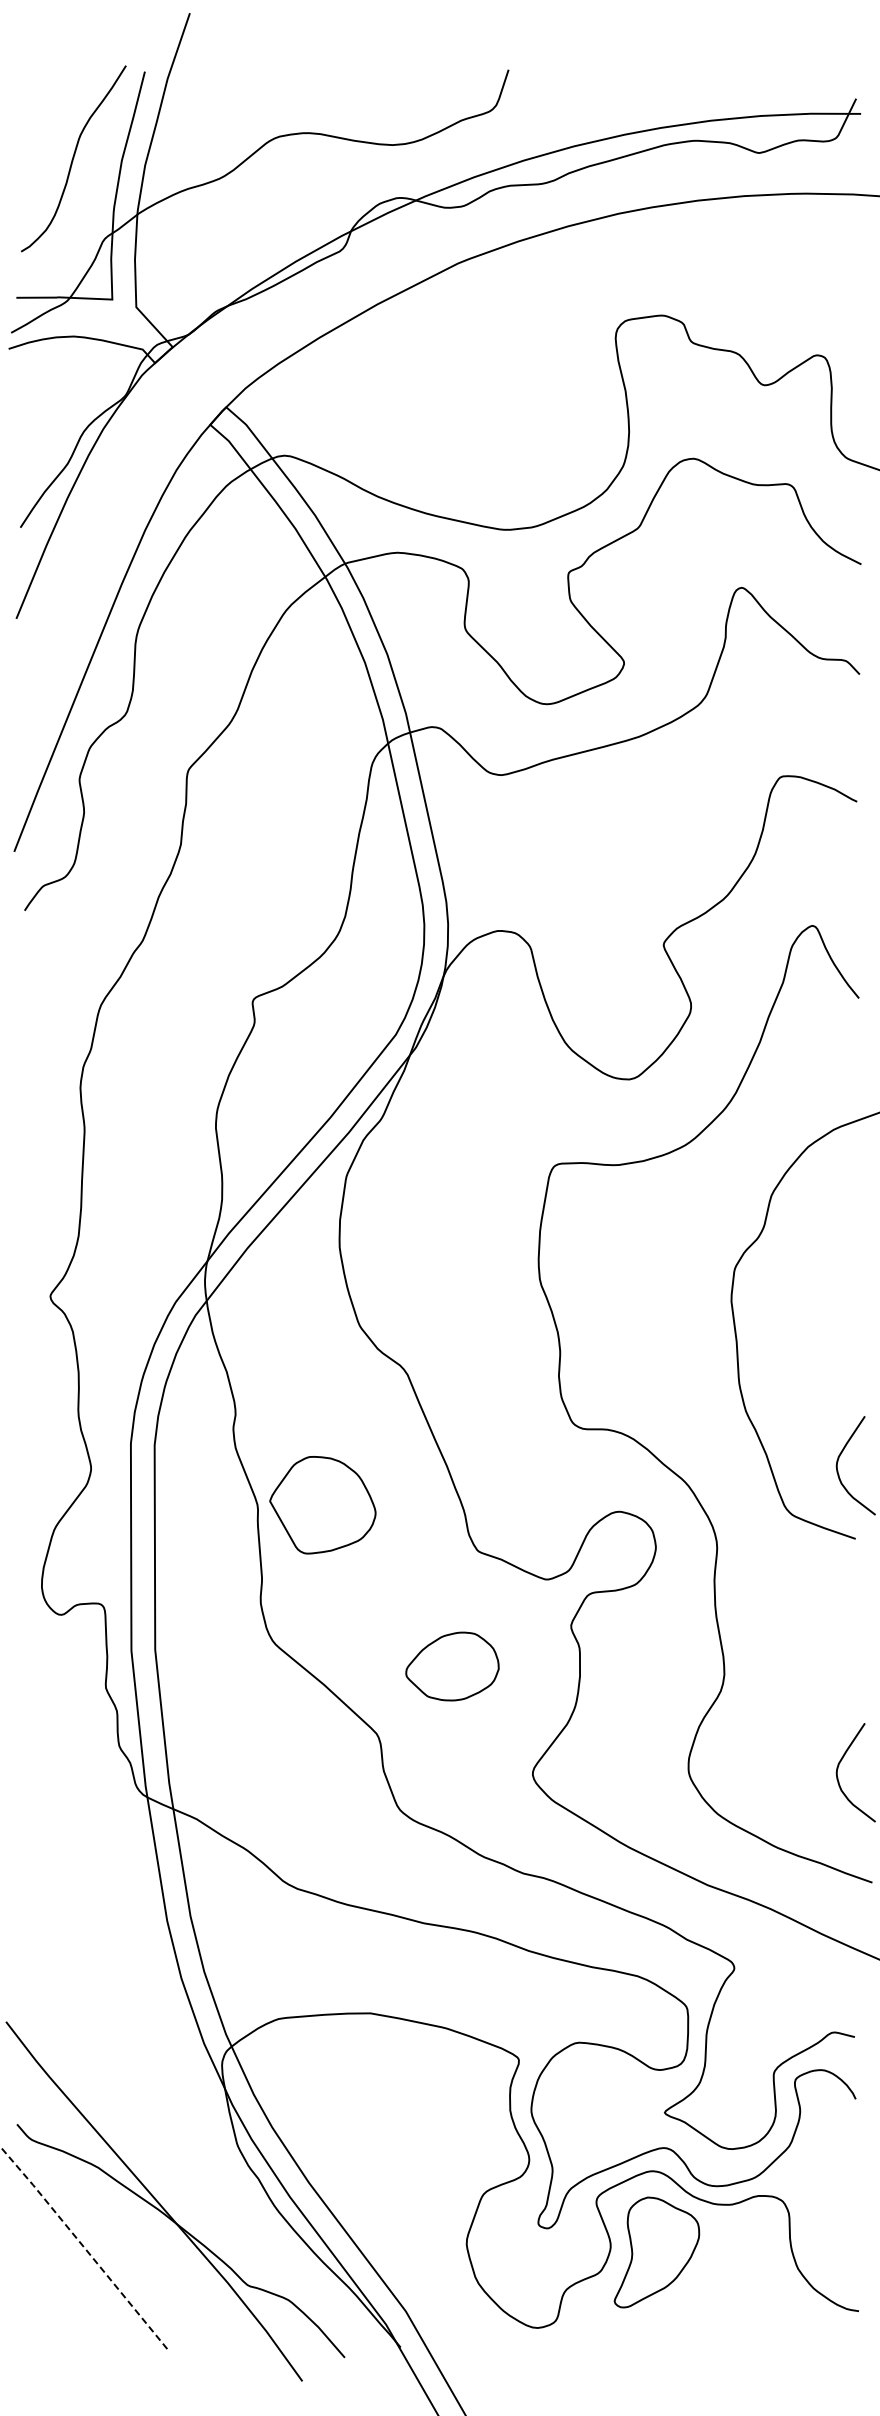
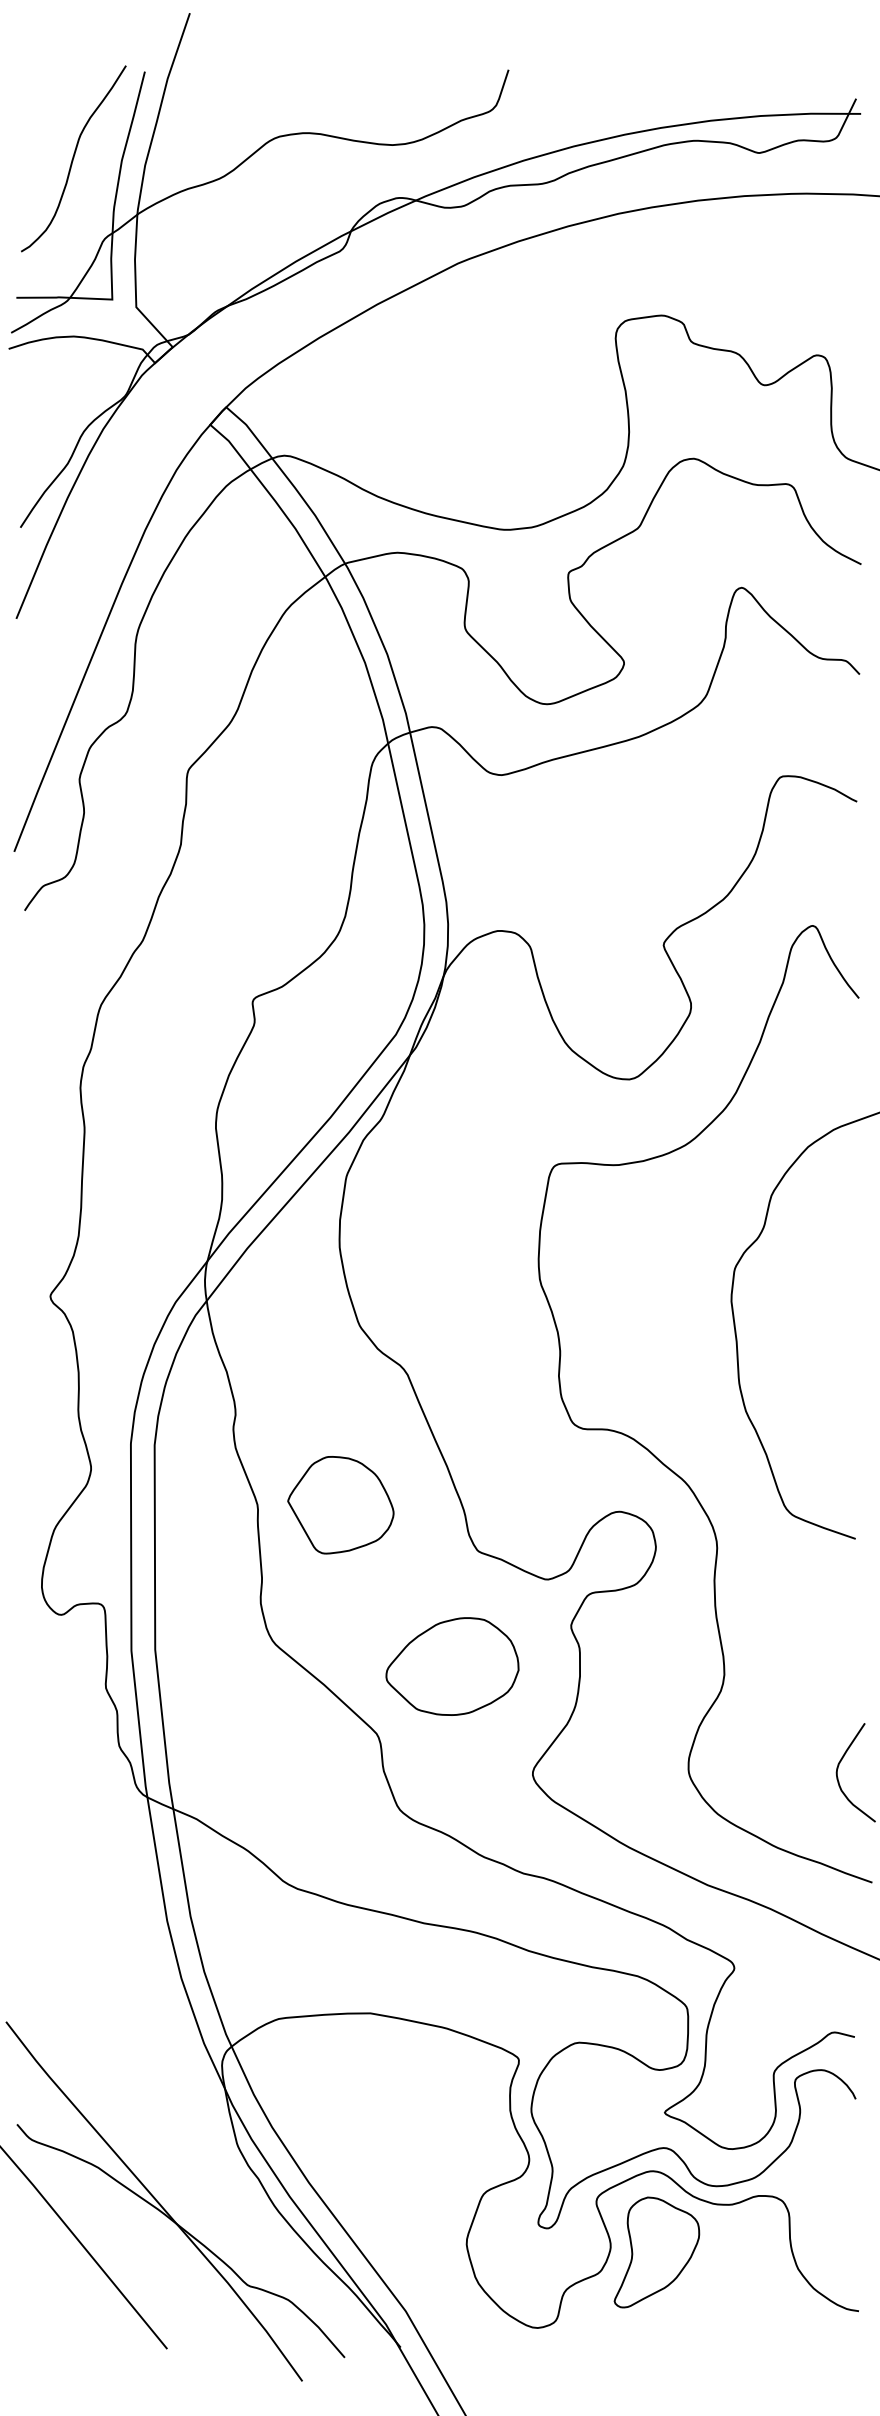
curve: present -> none (839, 1458)
part position: (322, 1505) -> (340, 1505) (340, 1505)
part size: 95x71 px -> 135x99 px (452, 1666)
line: dashed -> solid (83, 2246)
